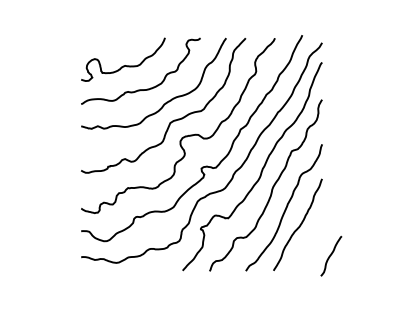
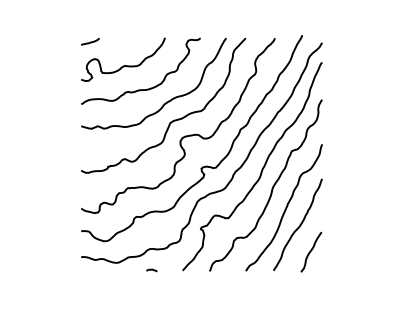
curve: none -> present (90, 41)
curve position: (331, 255) -> (311, 251) (311, 251)
curve: none -> present (151, 270)
